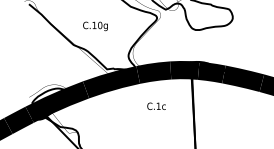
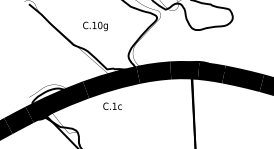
text position: (156, 105) -> (112, 105) (112, 105)
